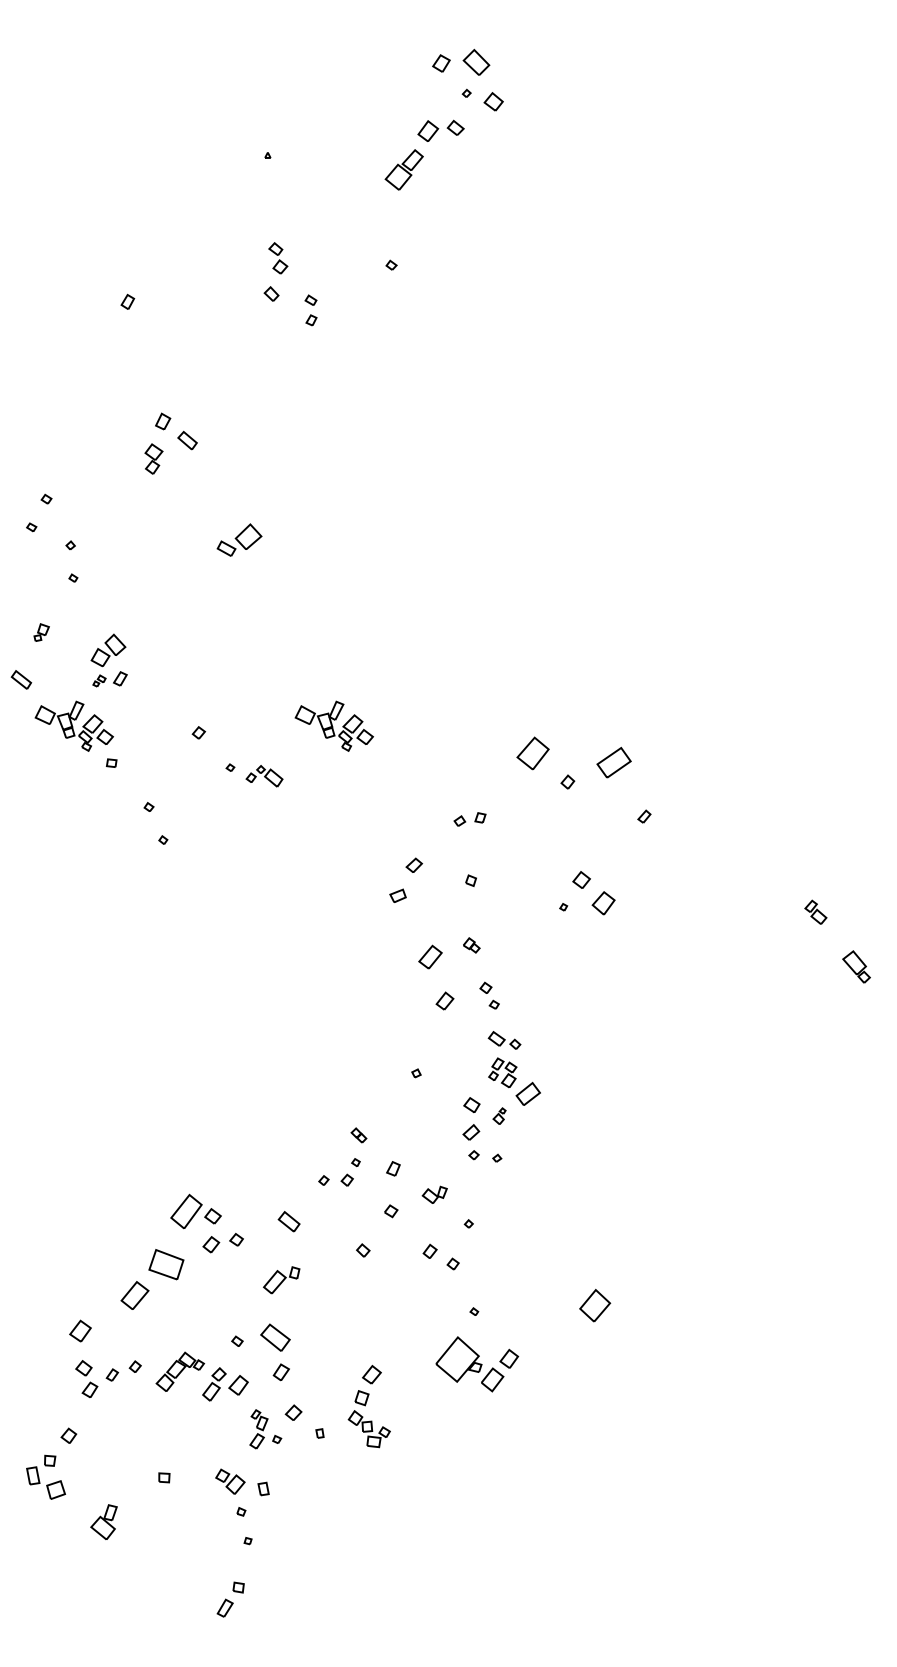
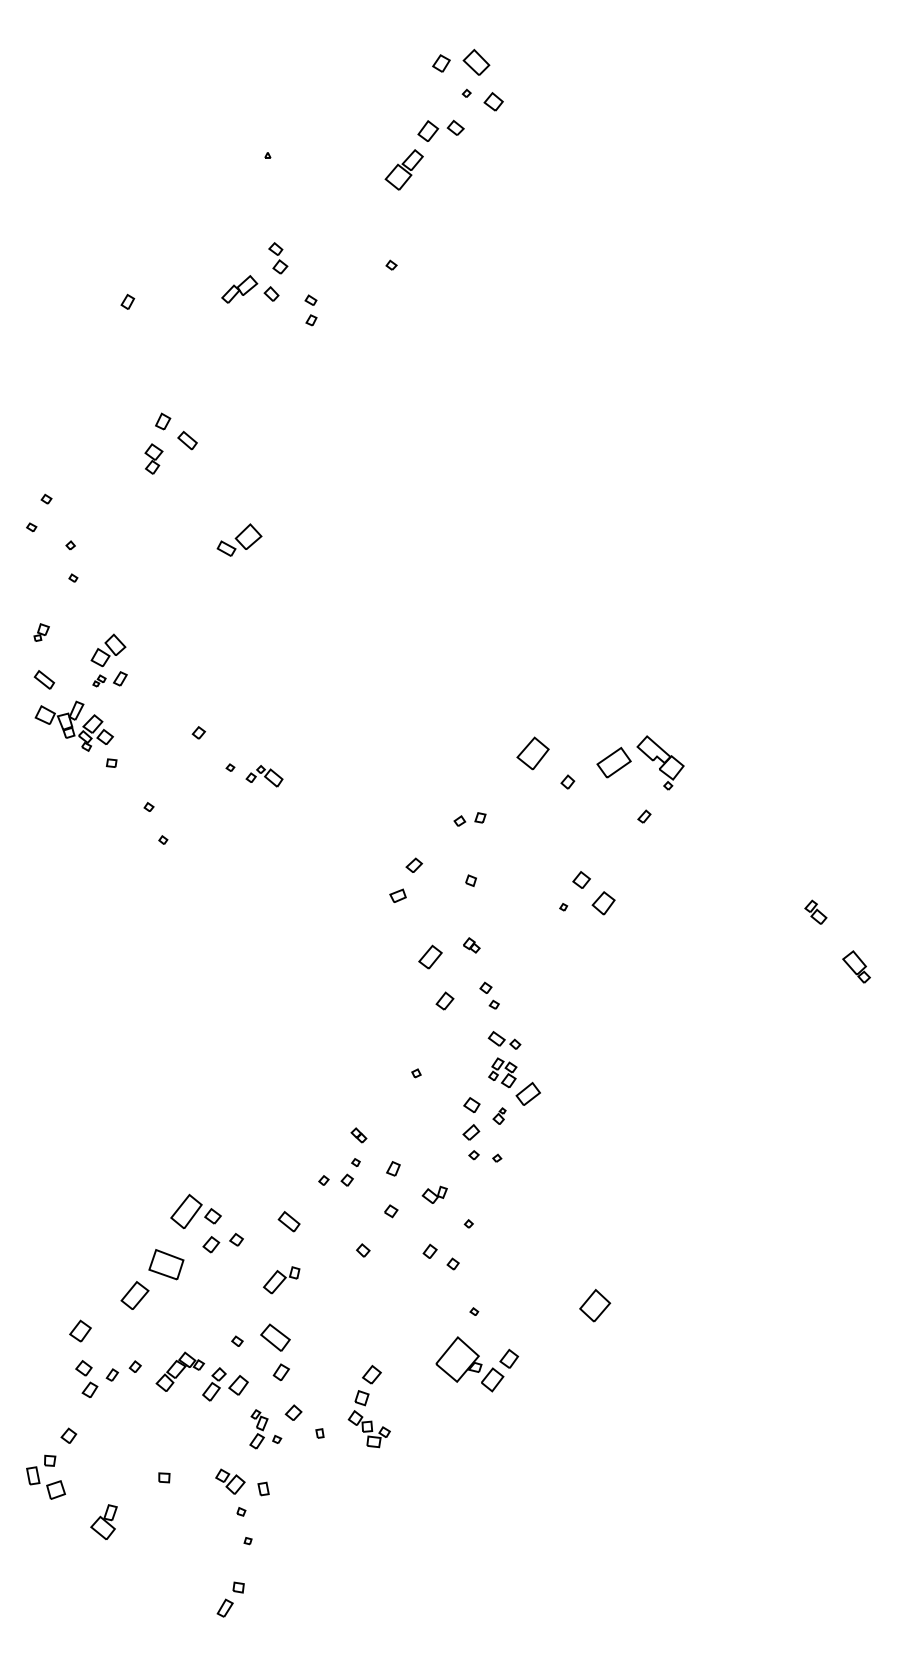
part: none -> present (239, 289)
part position: (21, 679) -> (44, 679) (44, 679)
part: present -> none (333, 725)
part: none -> present (660, 762)
